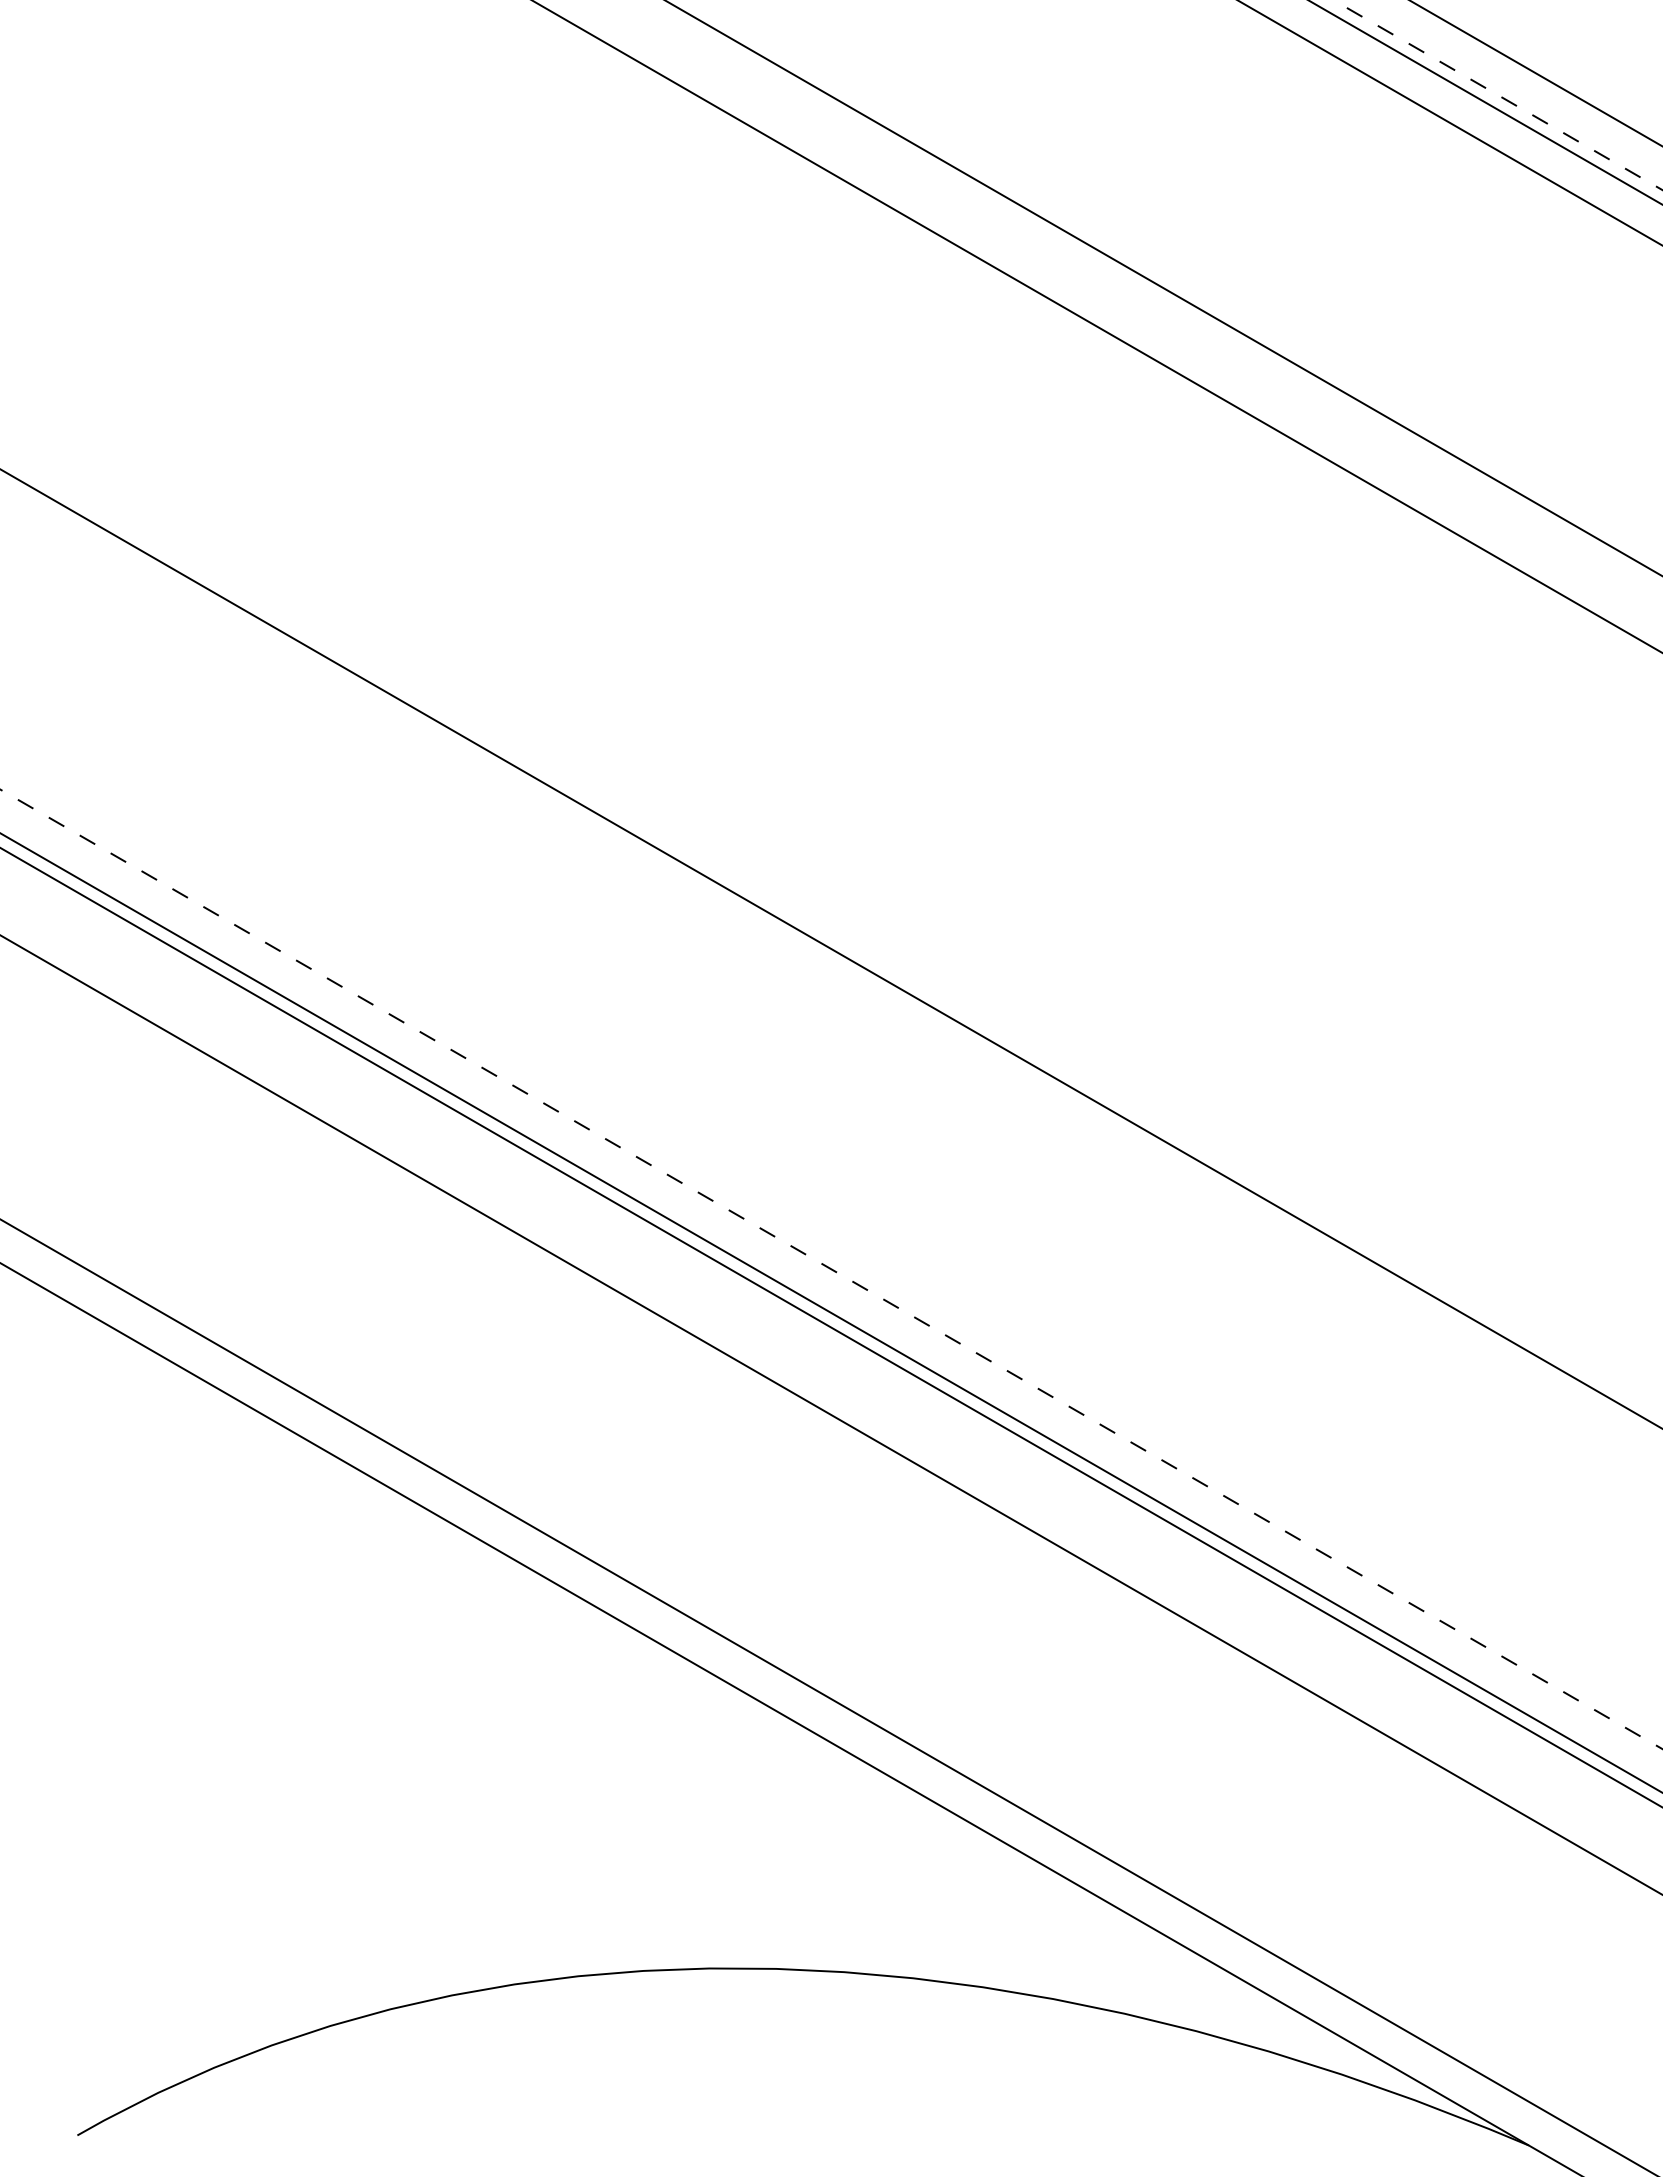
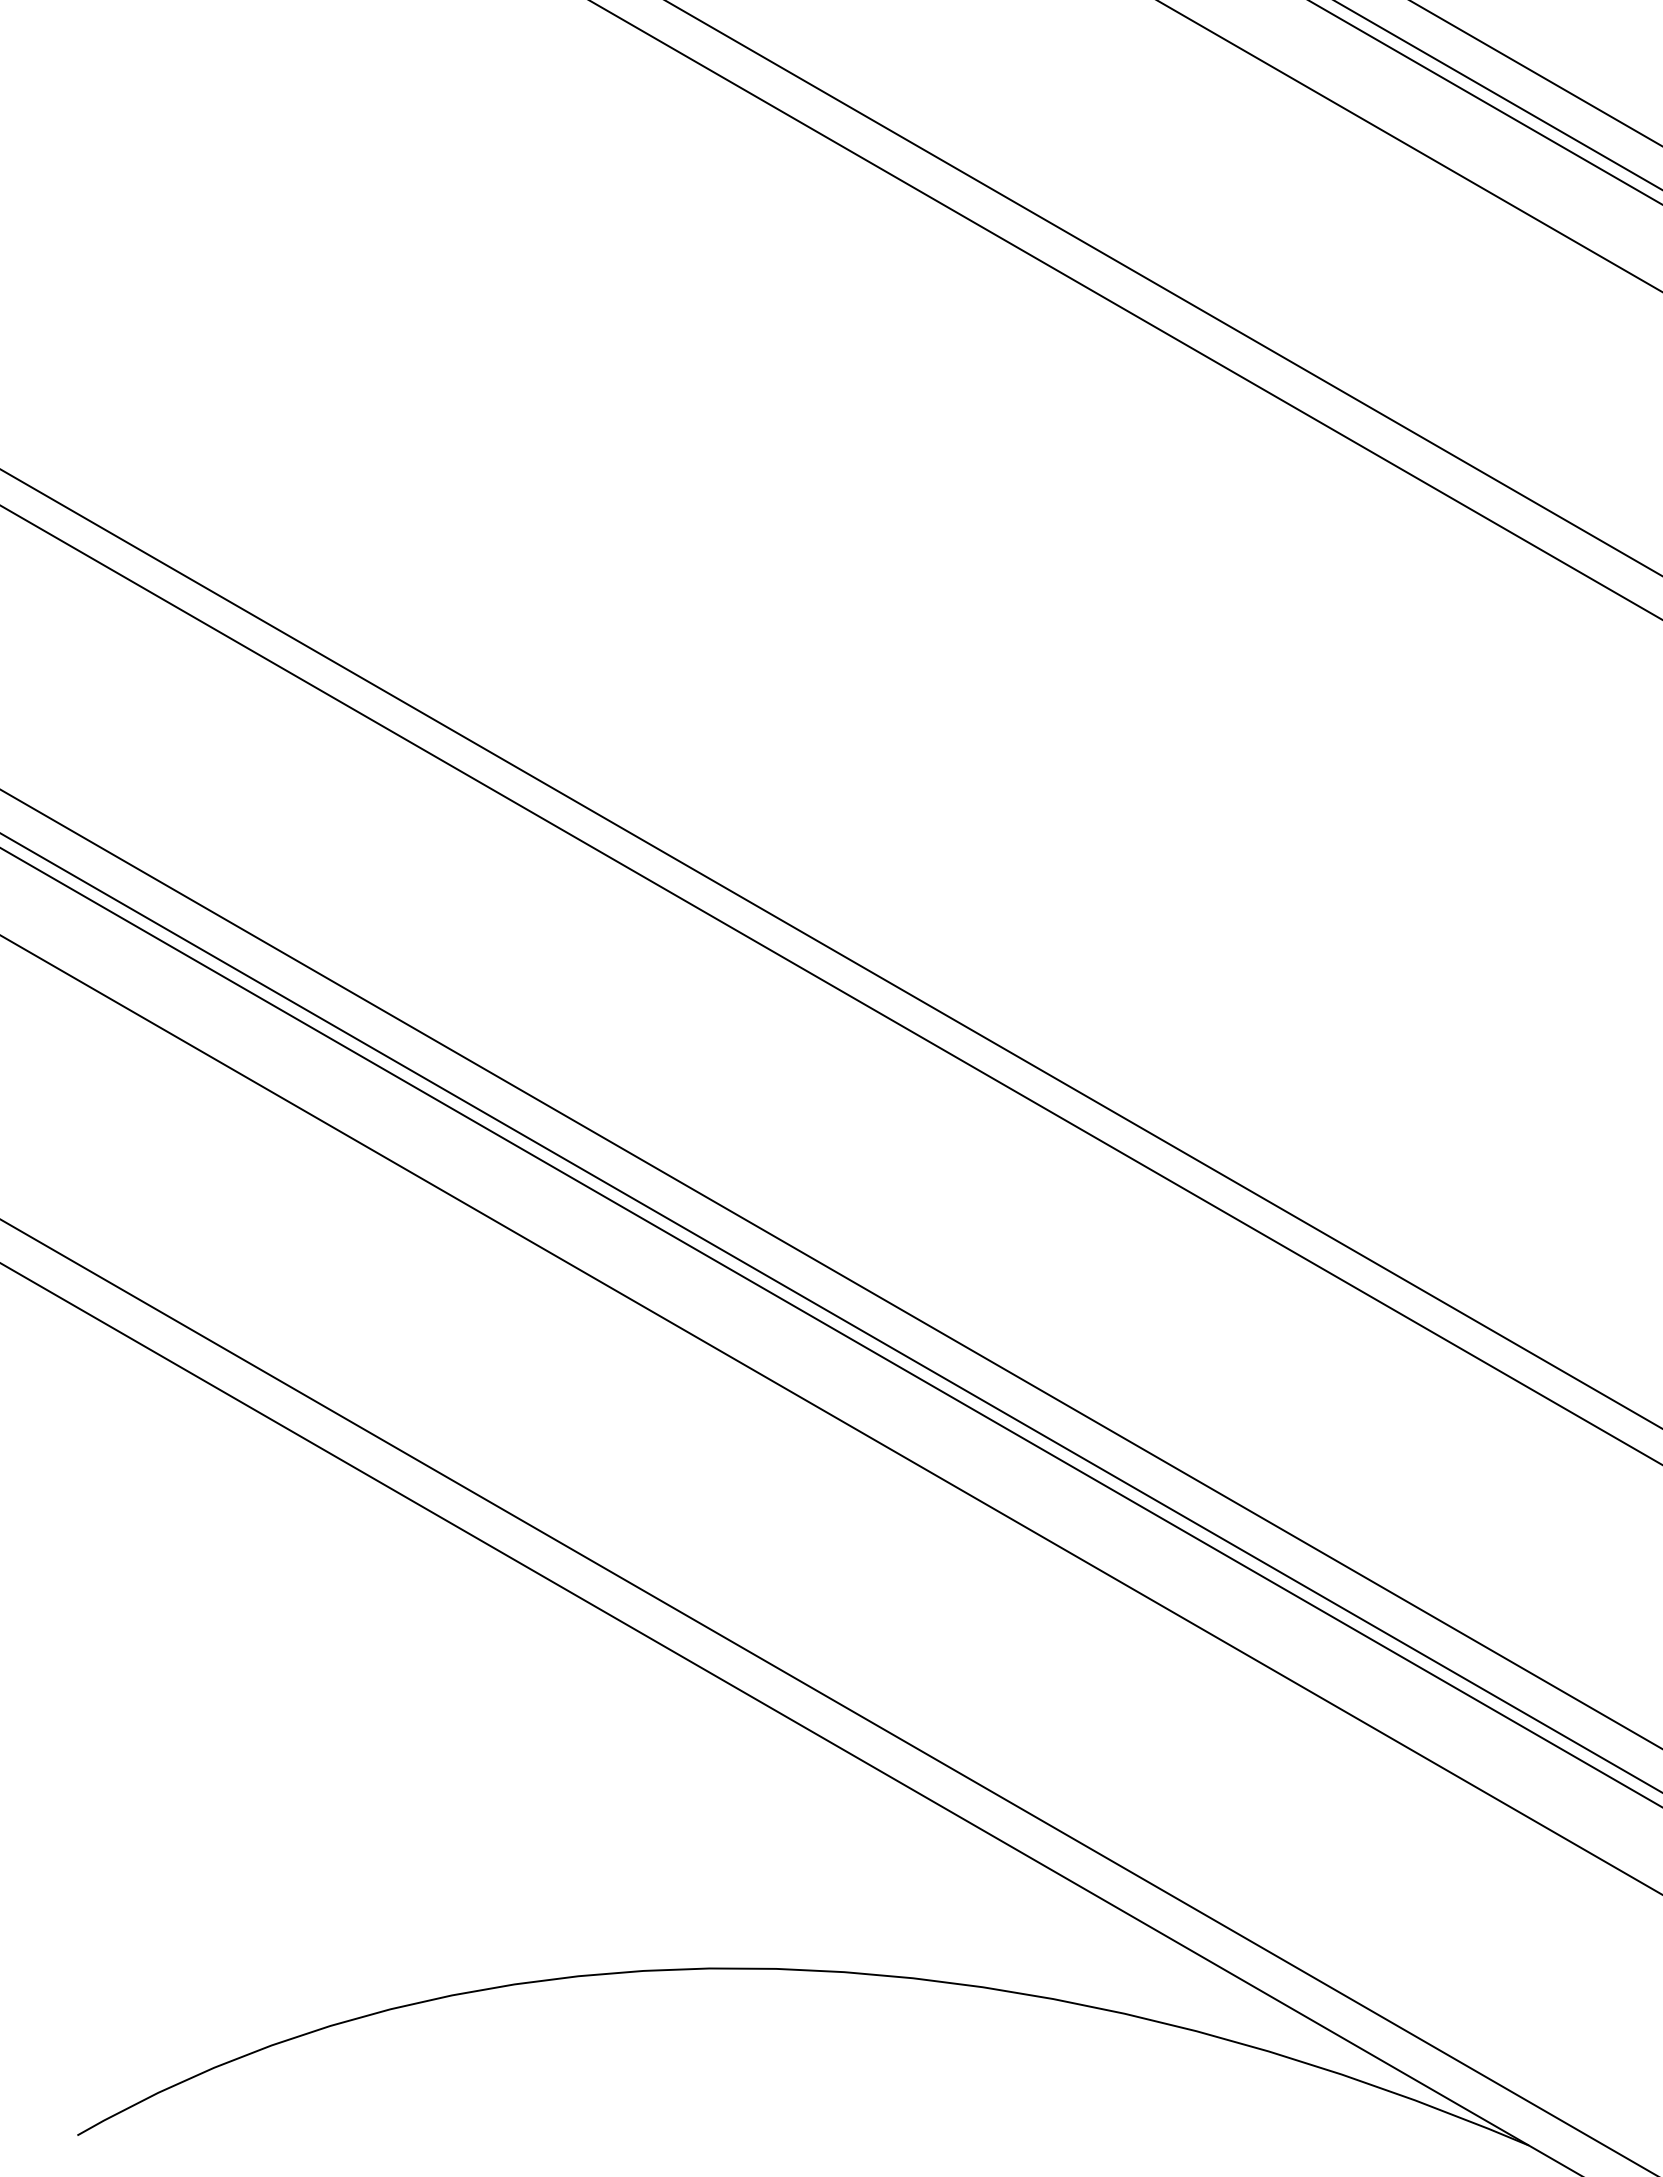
line: dashed -> solid (1498, 95)
line position: (1449, 123) -> (1409, 146) (1409, 146)
line position: (1097, 326) -> (1125, 310) (1125, 310)
line: none -> present (830, 984)
line: dashed -> solid (832, 1269)
